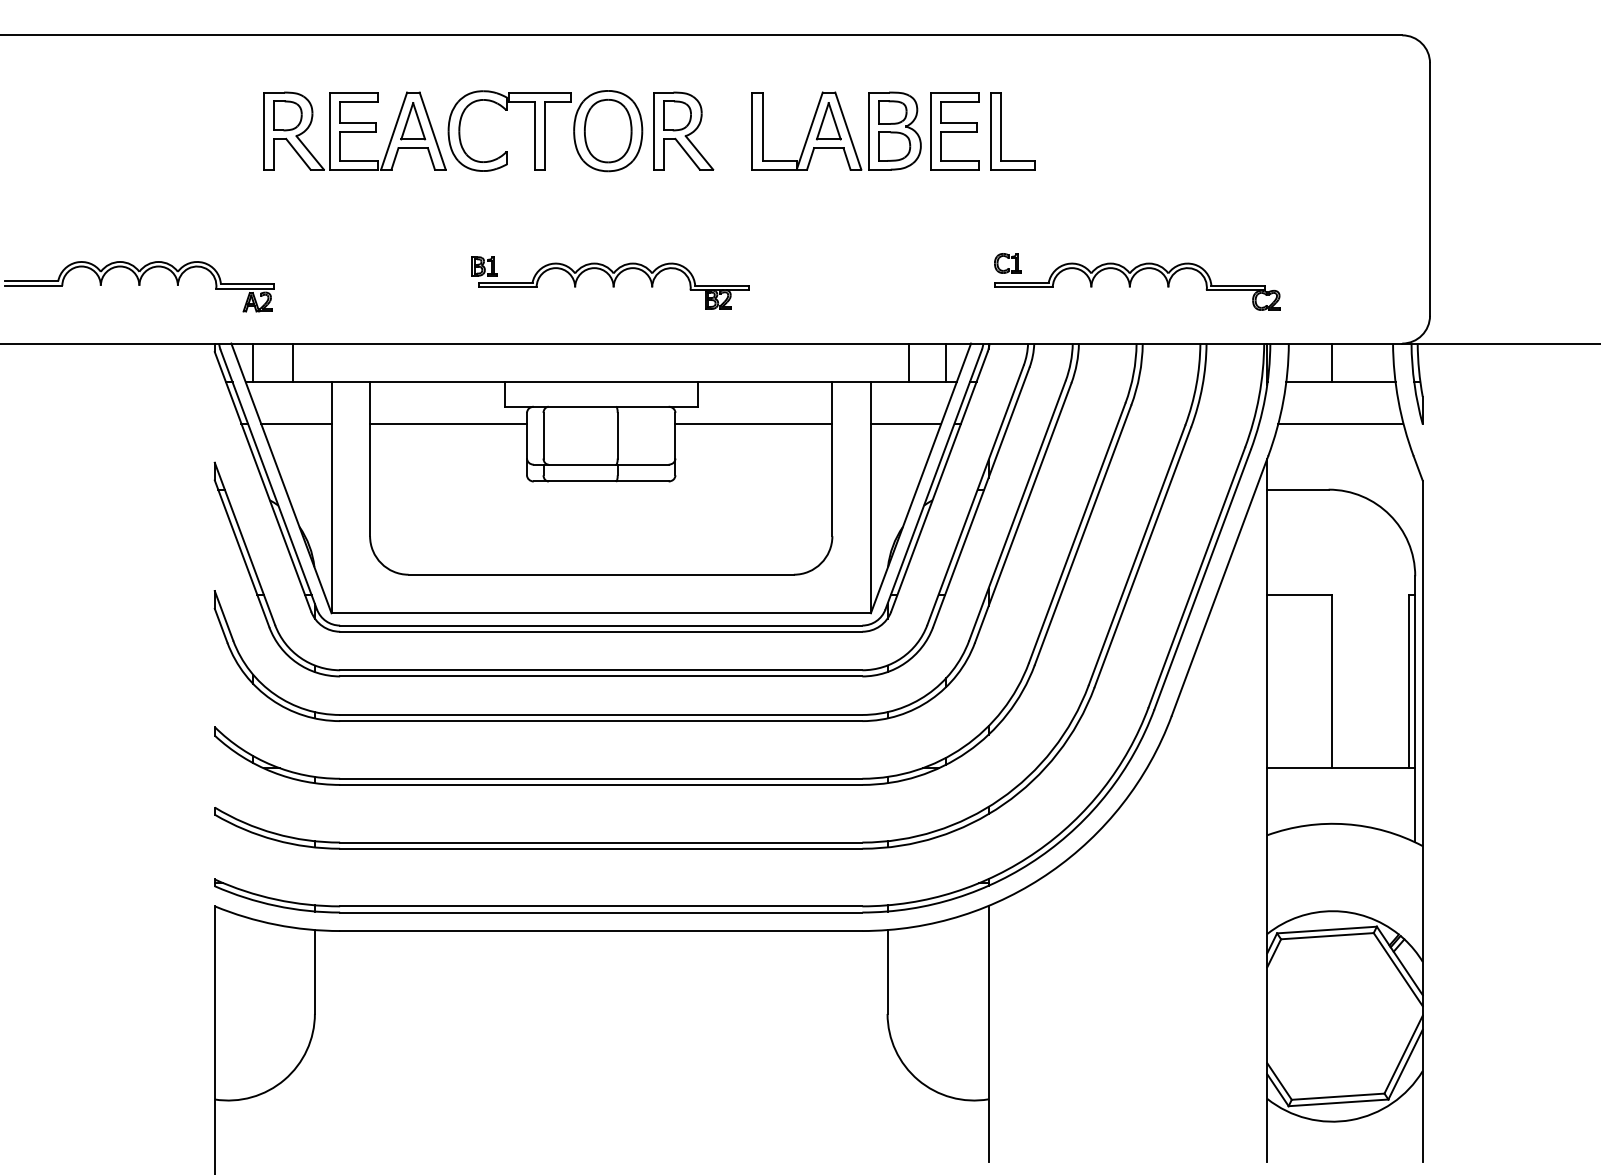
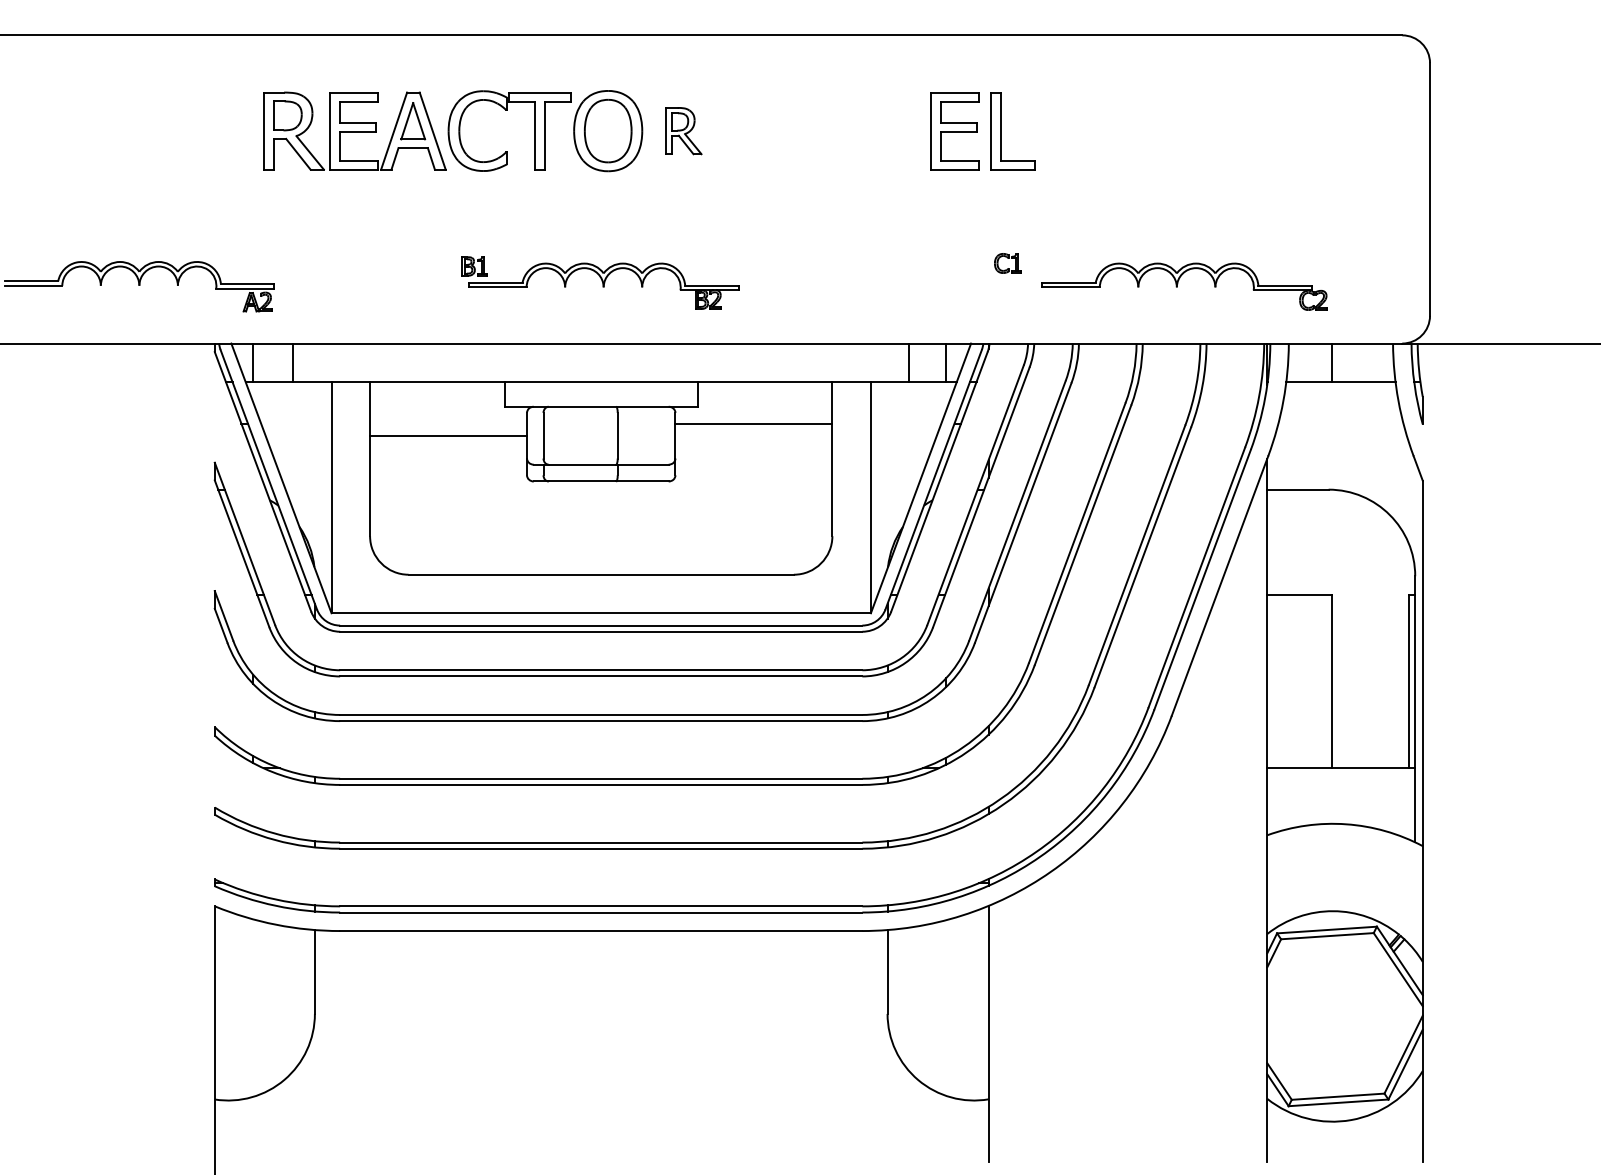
part size: 62x80 px -> 38x49 px (683, 131)
part: present -> none (836, 130)
part position: (610, 282) -> (600, 282) (600, 282)
part position: (1131, 283) -> (1178, 283) (1178, 283)
line: present -> none (296, 423)
line position: (448, 423) -> (448, 435) (448, 435)
line: present -> none (905, 423)
line: present -> none (1340, 423)
